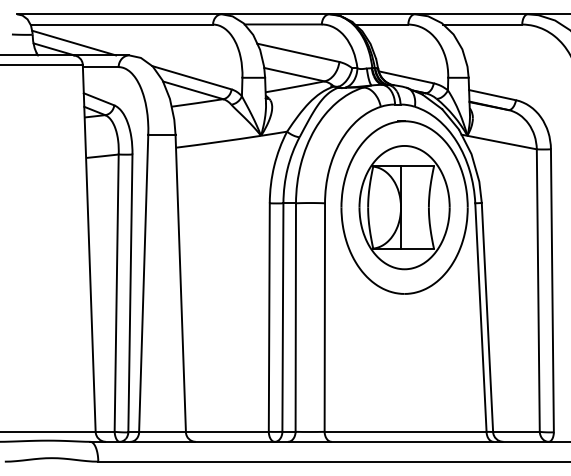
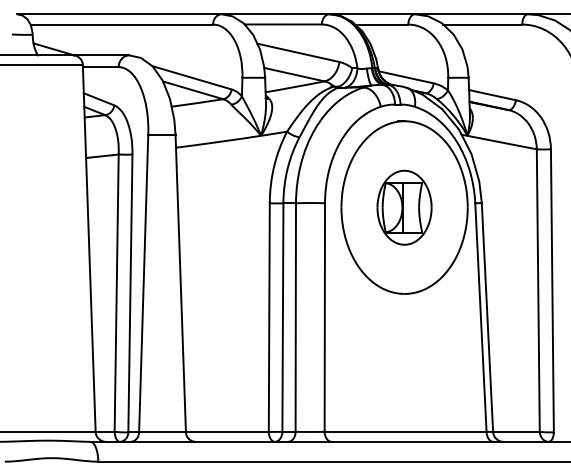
line: present -> none (74, 42)
part size: 93x126 px -> 57x77 px (404, 207)
